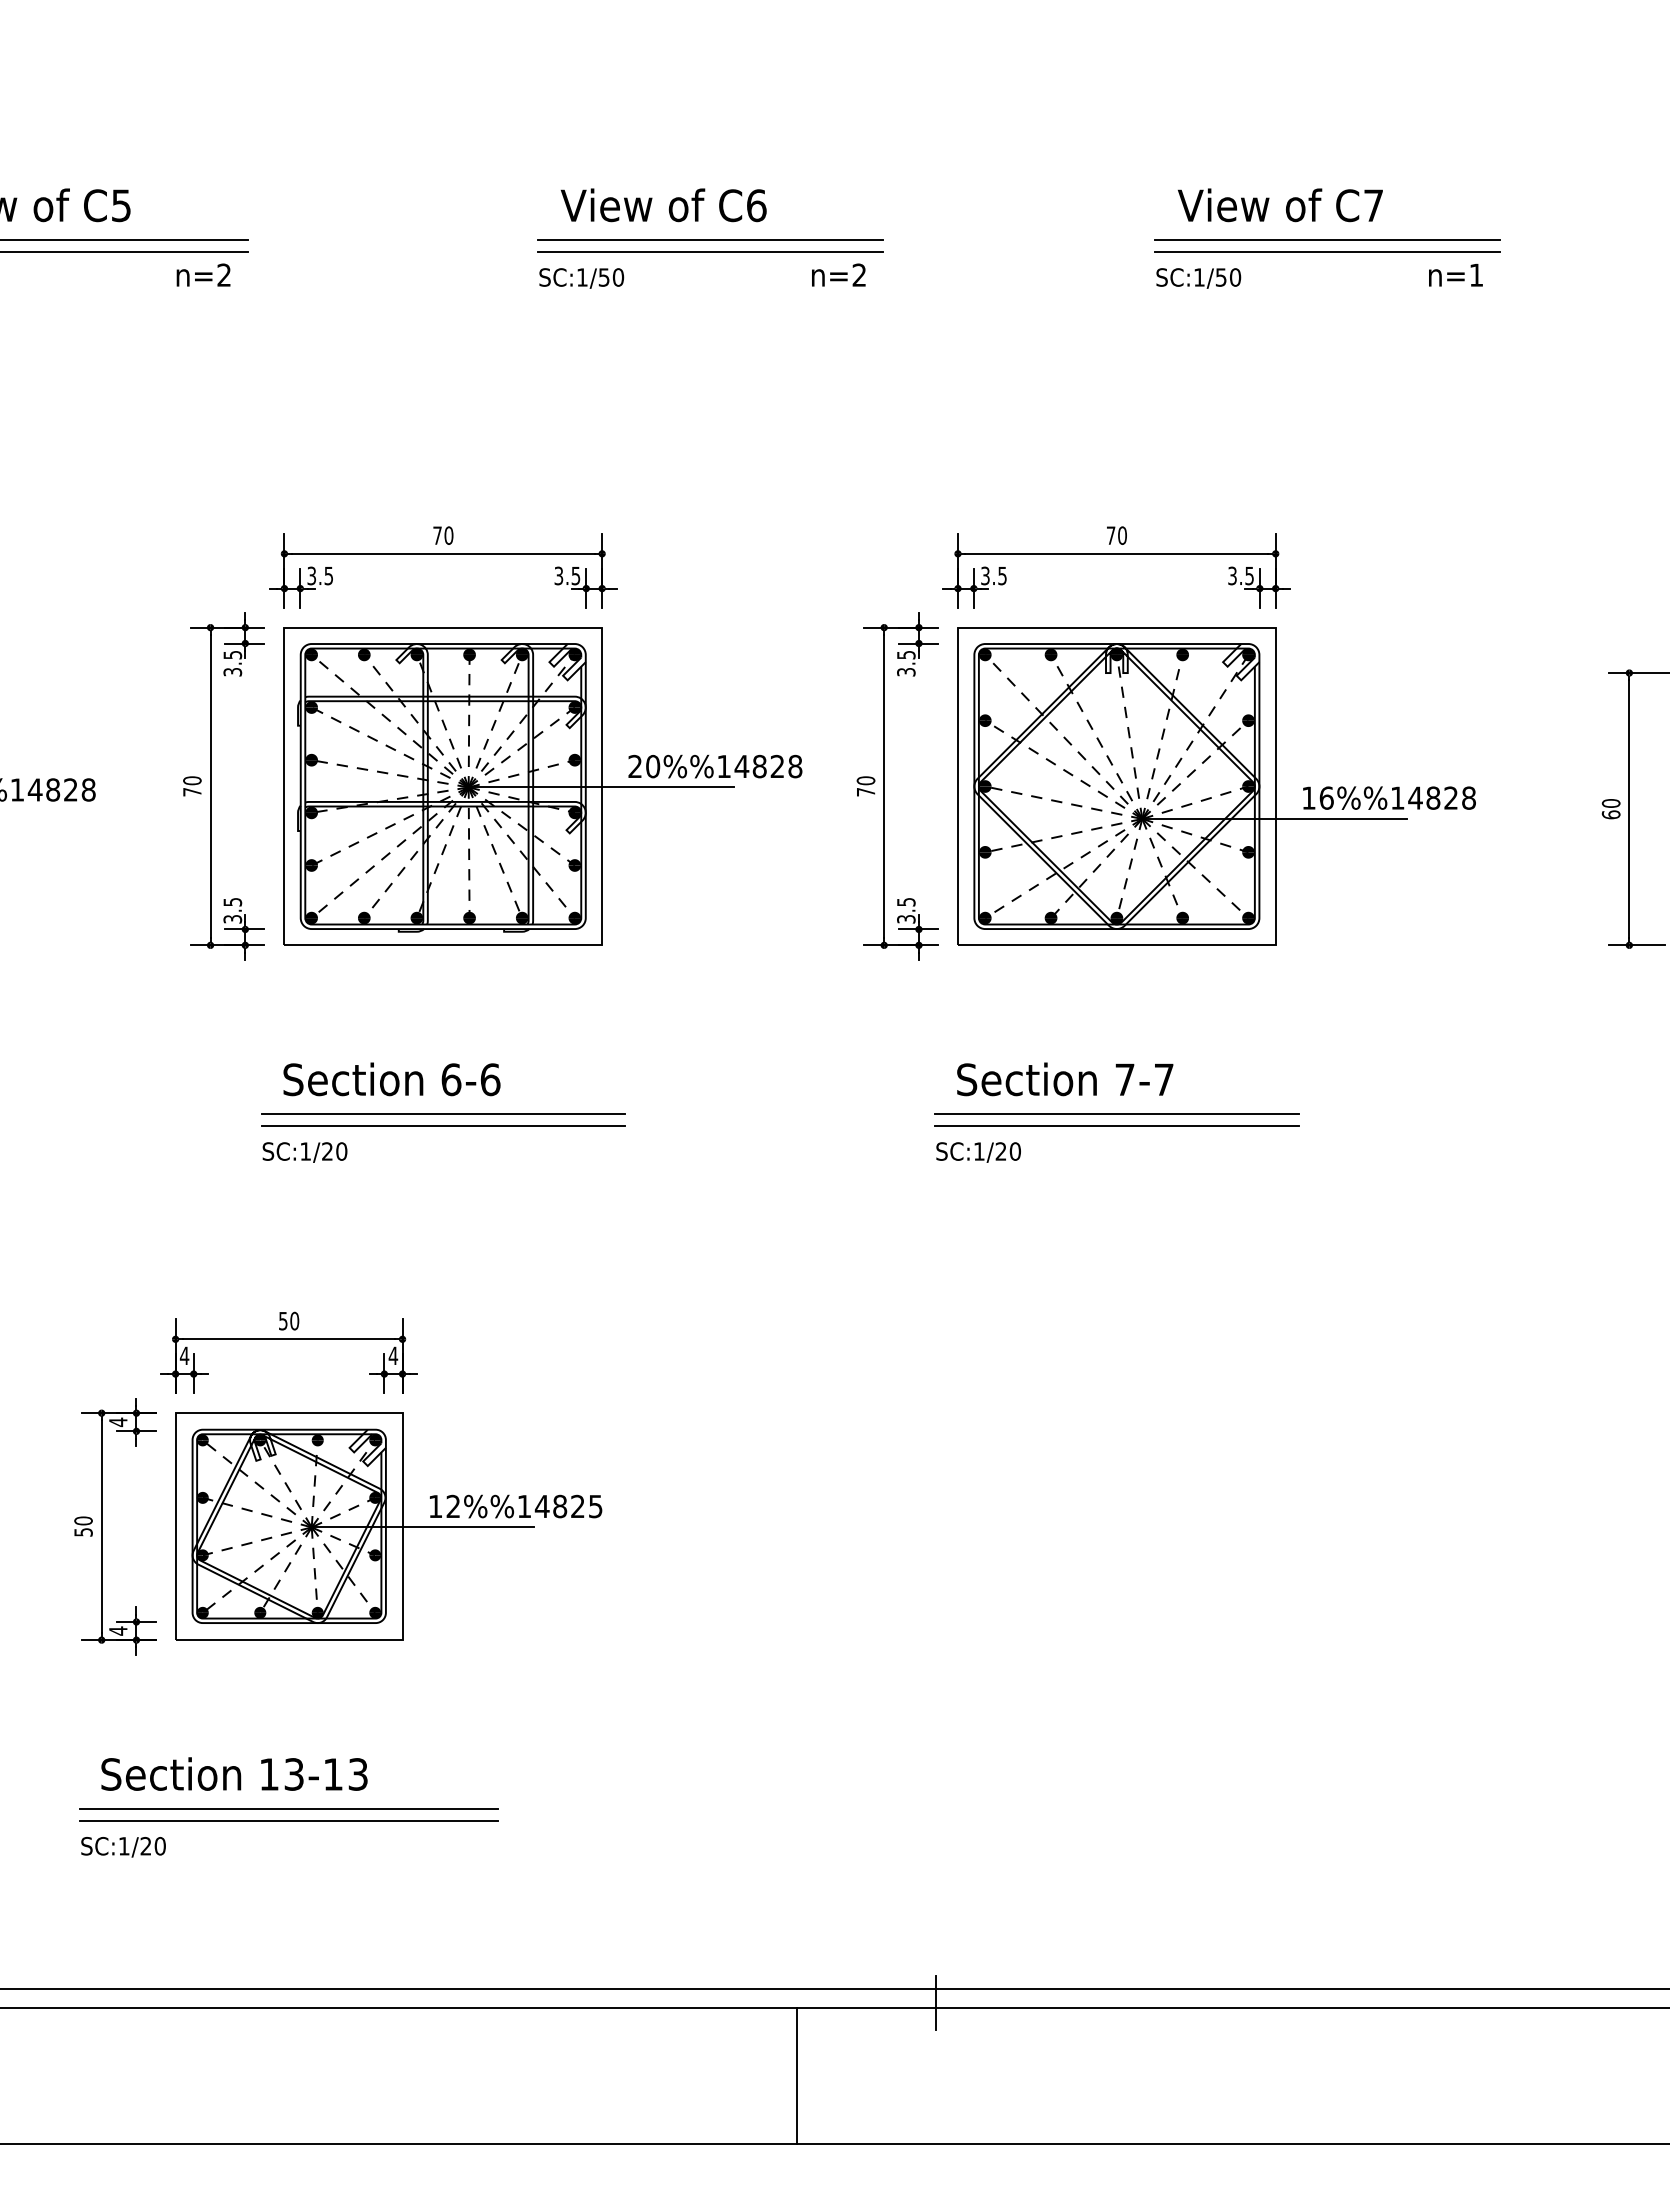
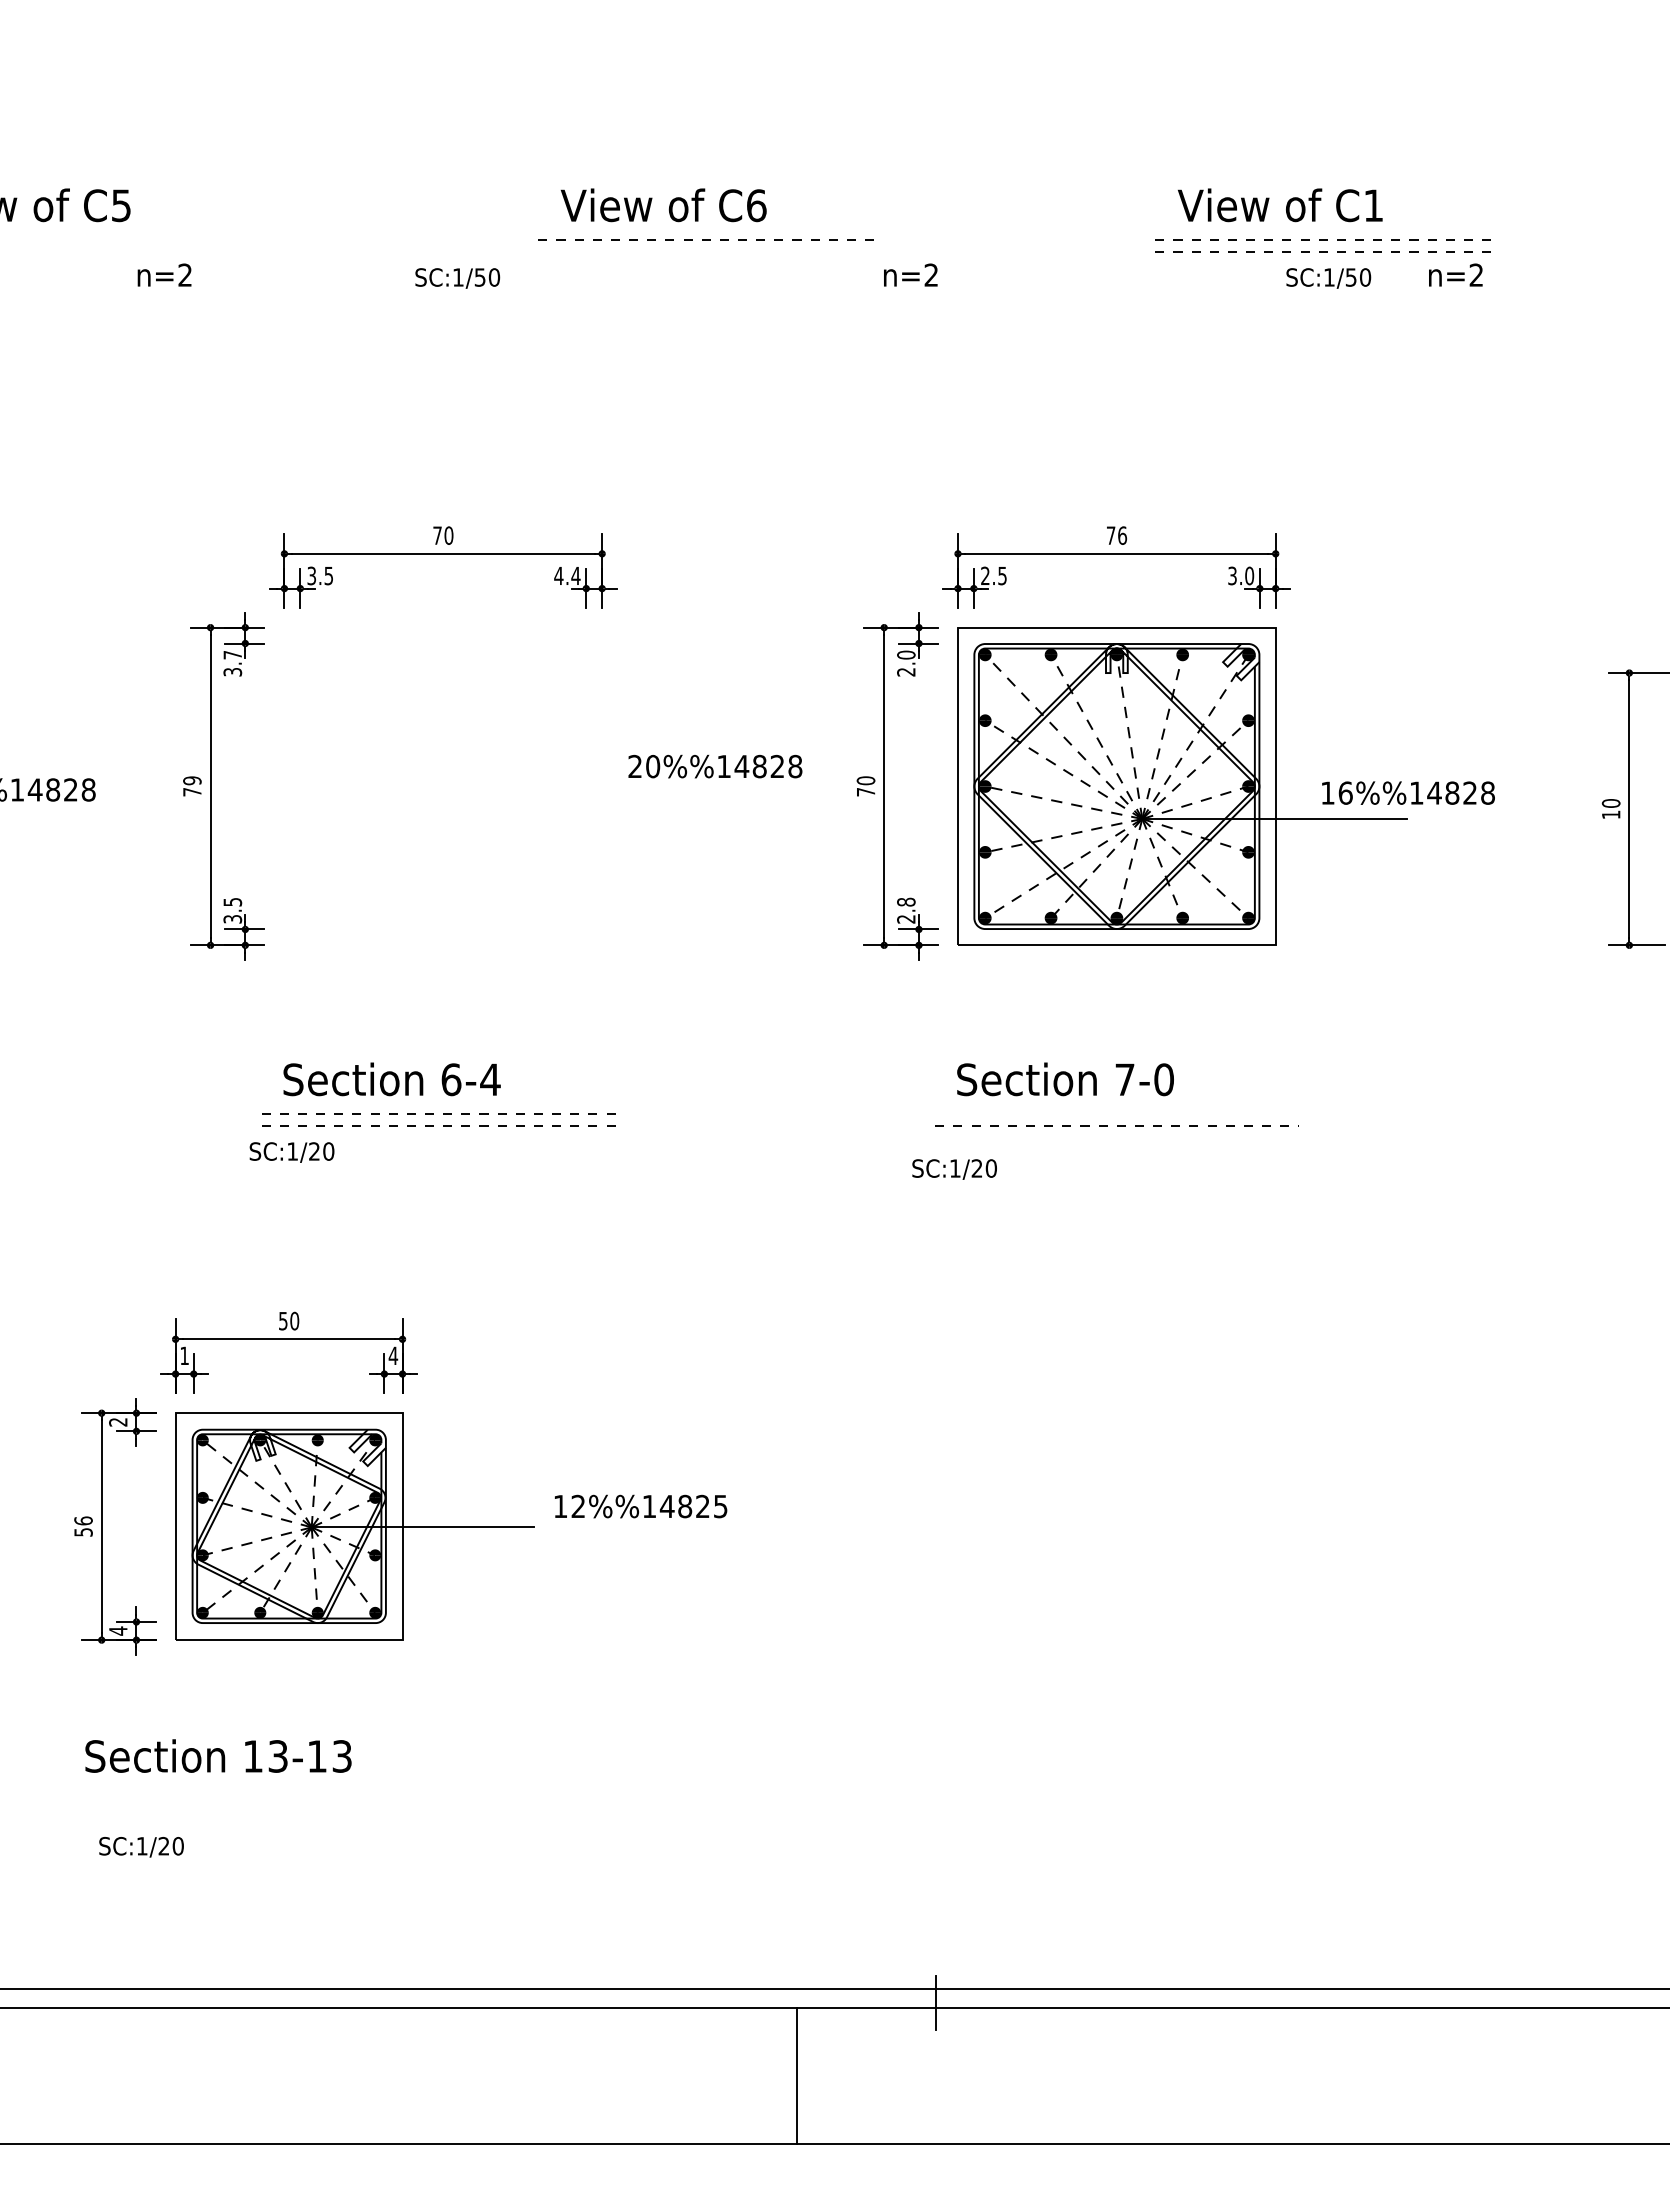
text: C7 -> C1 (1373, 205)
line: present -> none (125, 239)
line: solid -> dashed (711, 239)
line: solid -> dashed (1328, 239)
line: present -> none (125, 252)
line: present -> none (710, 252)
line: solid -> dashed (1328, 252)
text position: (203, 274) -> (164, 274) (164, 274)
text position: (838, 274) -> (910, 274) (910, 274)
text: n=1 -> n=2 (1475, 274)
text position: (581, 278) -> (457, 278) (457, 278)
text position: (1198, 278) -> (1328, 278) (1328, 278)
text: 70 -> 76 (1122, 535)
text: 3.5 -> 4.4 (567, 575)
text: 3.5 -> 3.0 (1249, 575)
text: 3.5 -> 2.5 (985, 576)
text: 3.5 -> 3.7 (232, 655)
text: 3.5 -> 2.0 (906, 663)
text: 70 -> 79 (192, 780)
part: present -> none (508, 786)
text position: (1389, 797) -> (1408, 792) (1408, 792)
text: 60 -> 10 (1610, 814)
text: 3.5 -> 2.8 (906, 910)
text: 6-6 -> 6-4 (490, 1079)
text: 7-7 -> 7-0 (1163, 1079)
line: solid -> dashed (443, 1114)
line: present -> none (1116, 1114)
line: solid -> dashed (443, 1126)
line: solid -> dashed (1116, 1126)
text position: (304, 1152) -> (291, 1152) (291, 1152)
text position: (978, 1152) -> (954, 1169) (954, 1169)
text: 4 -> 1 (184, 1355)
text: 4 -> 2 (118, 1422)
text position: (516, 1506) -> (641, 1506) (641, 1506)
text: 50 -> 56 (83, 1520)
text position: (234, 1773) -> (218, 1755) (218, 1755)
line: present -> none (288, 1808)
line: present -> none (288, 1821)
text position: (123, 1847) -> (141, 1847) (141, 1847)
